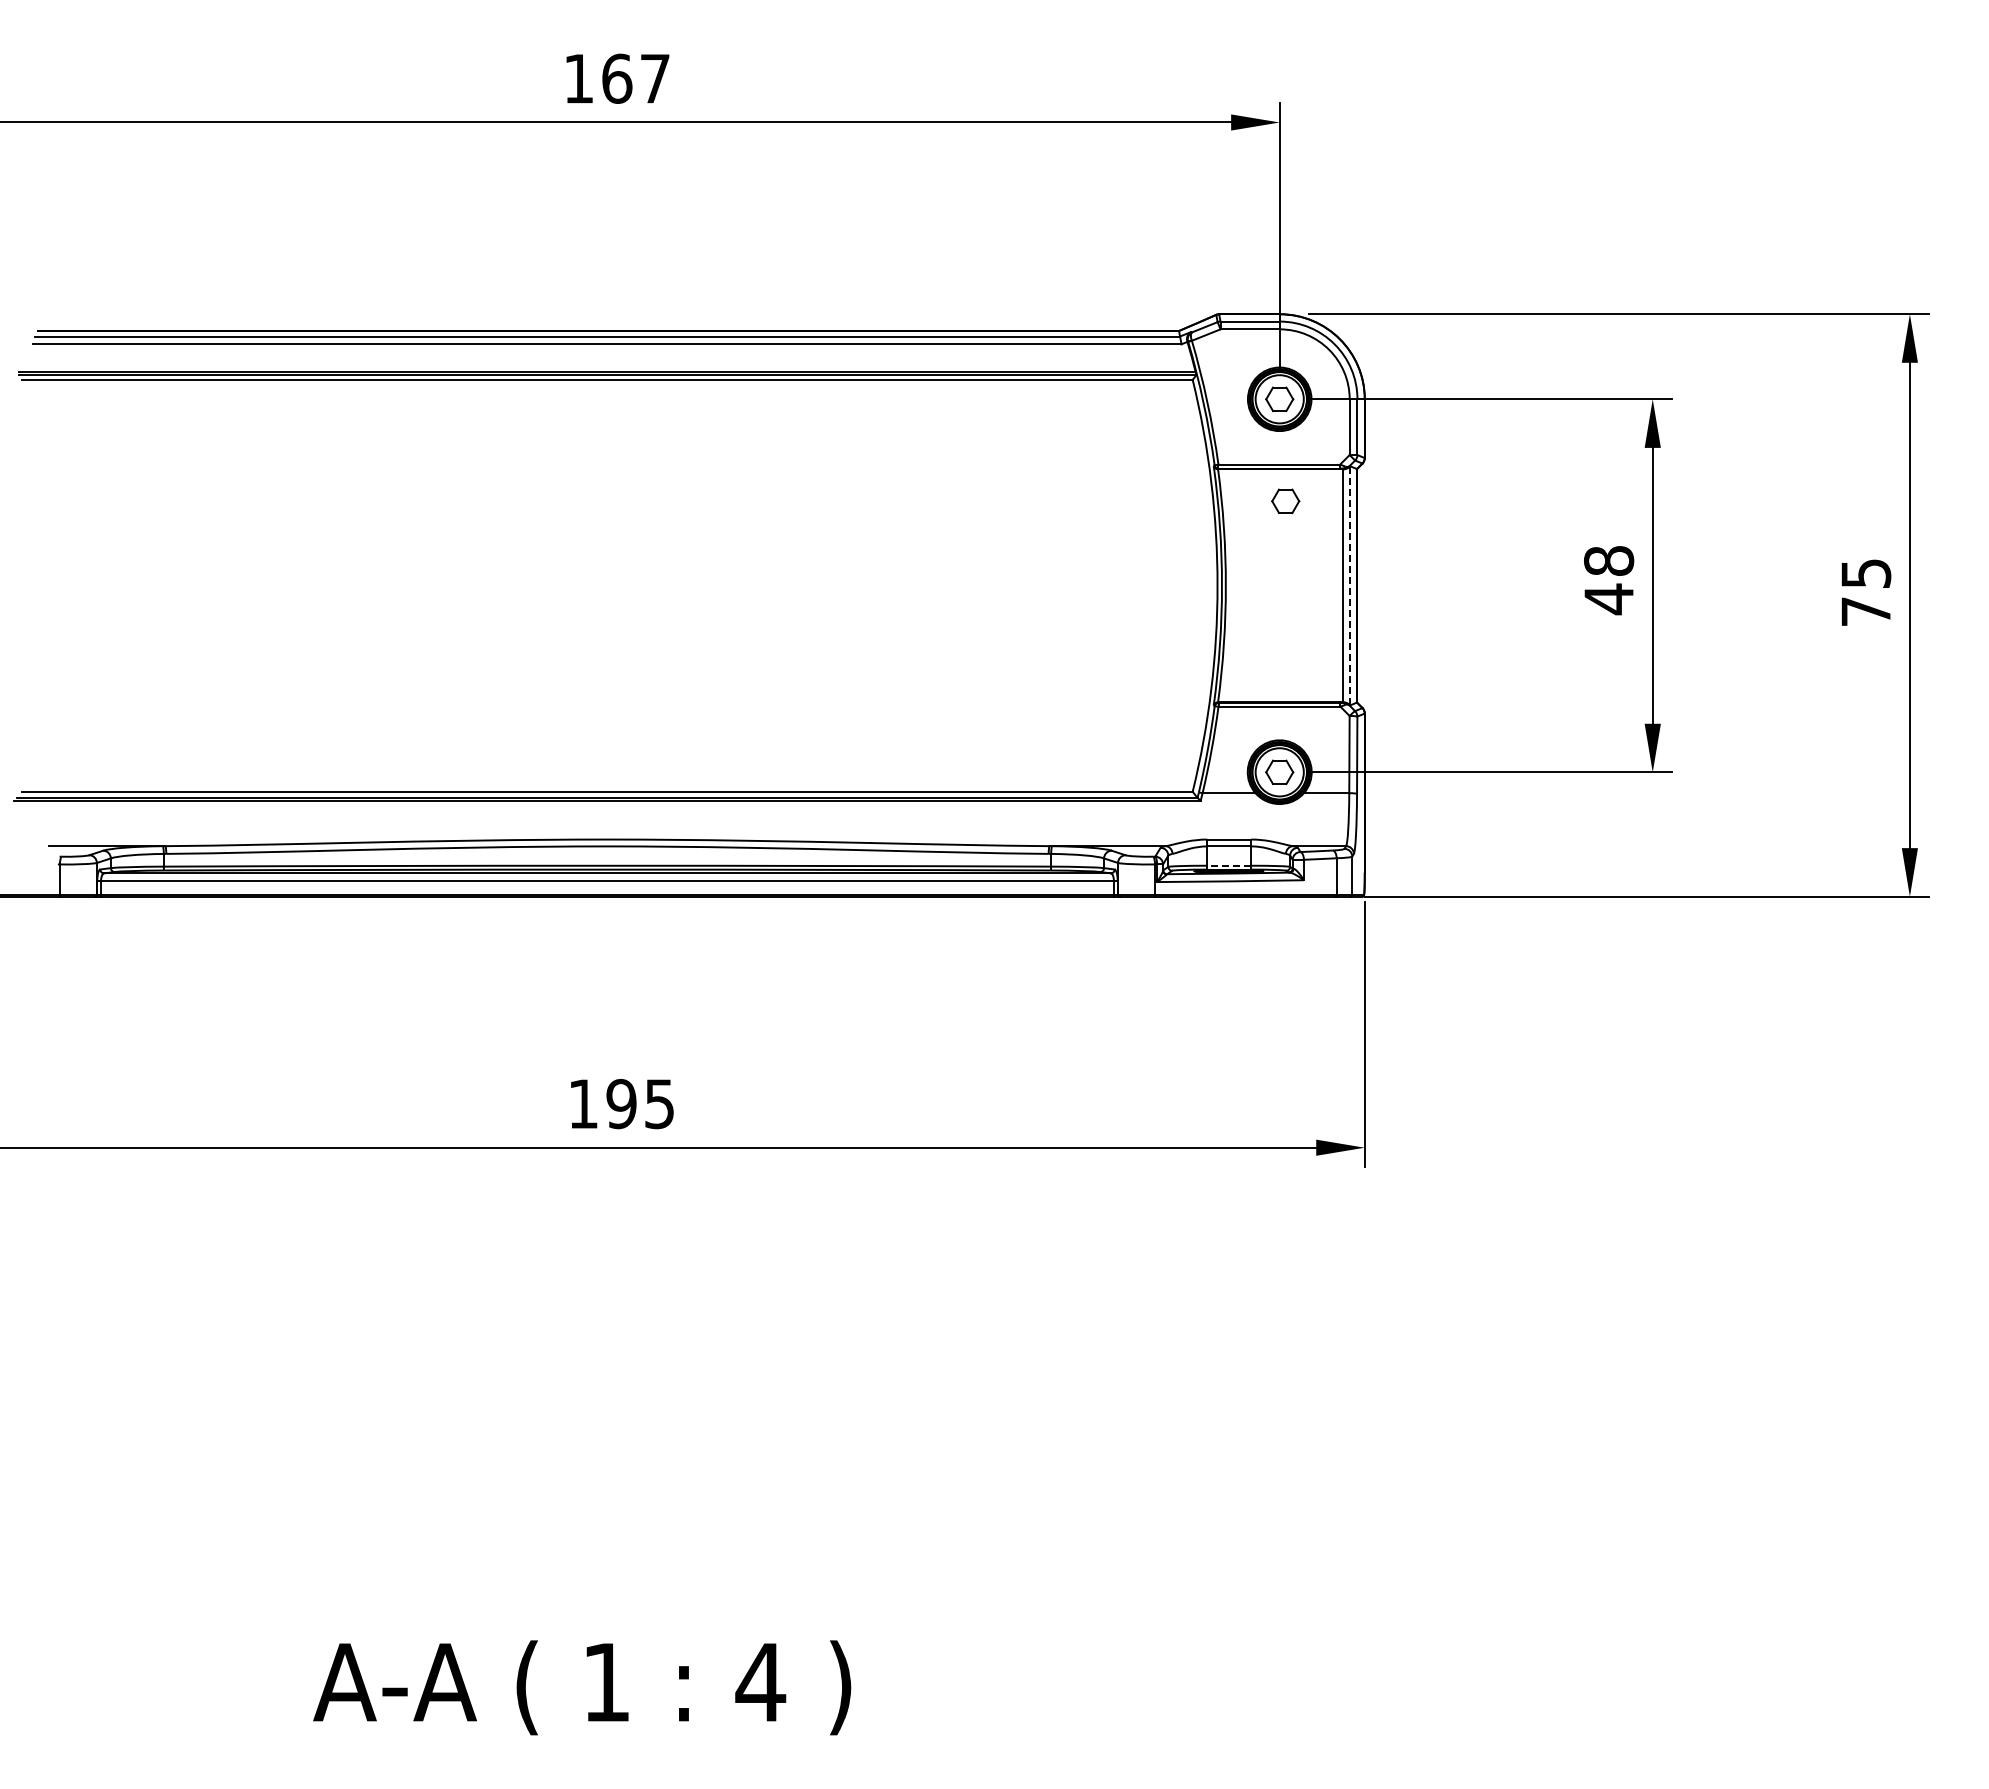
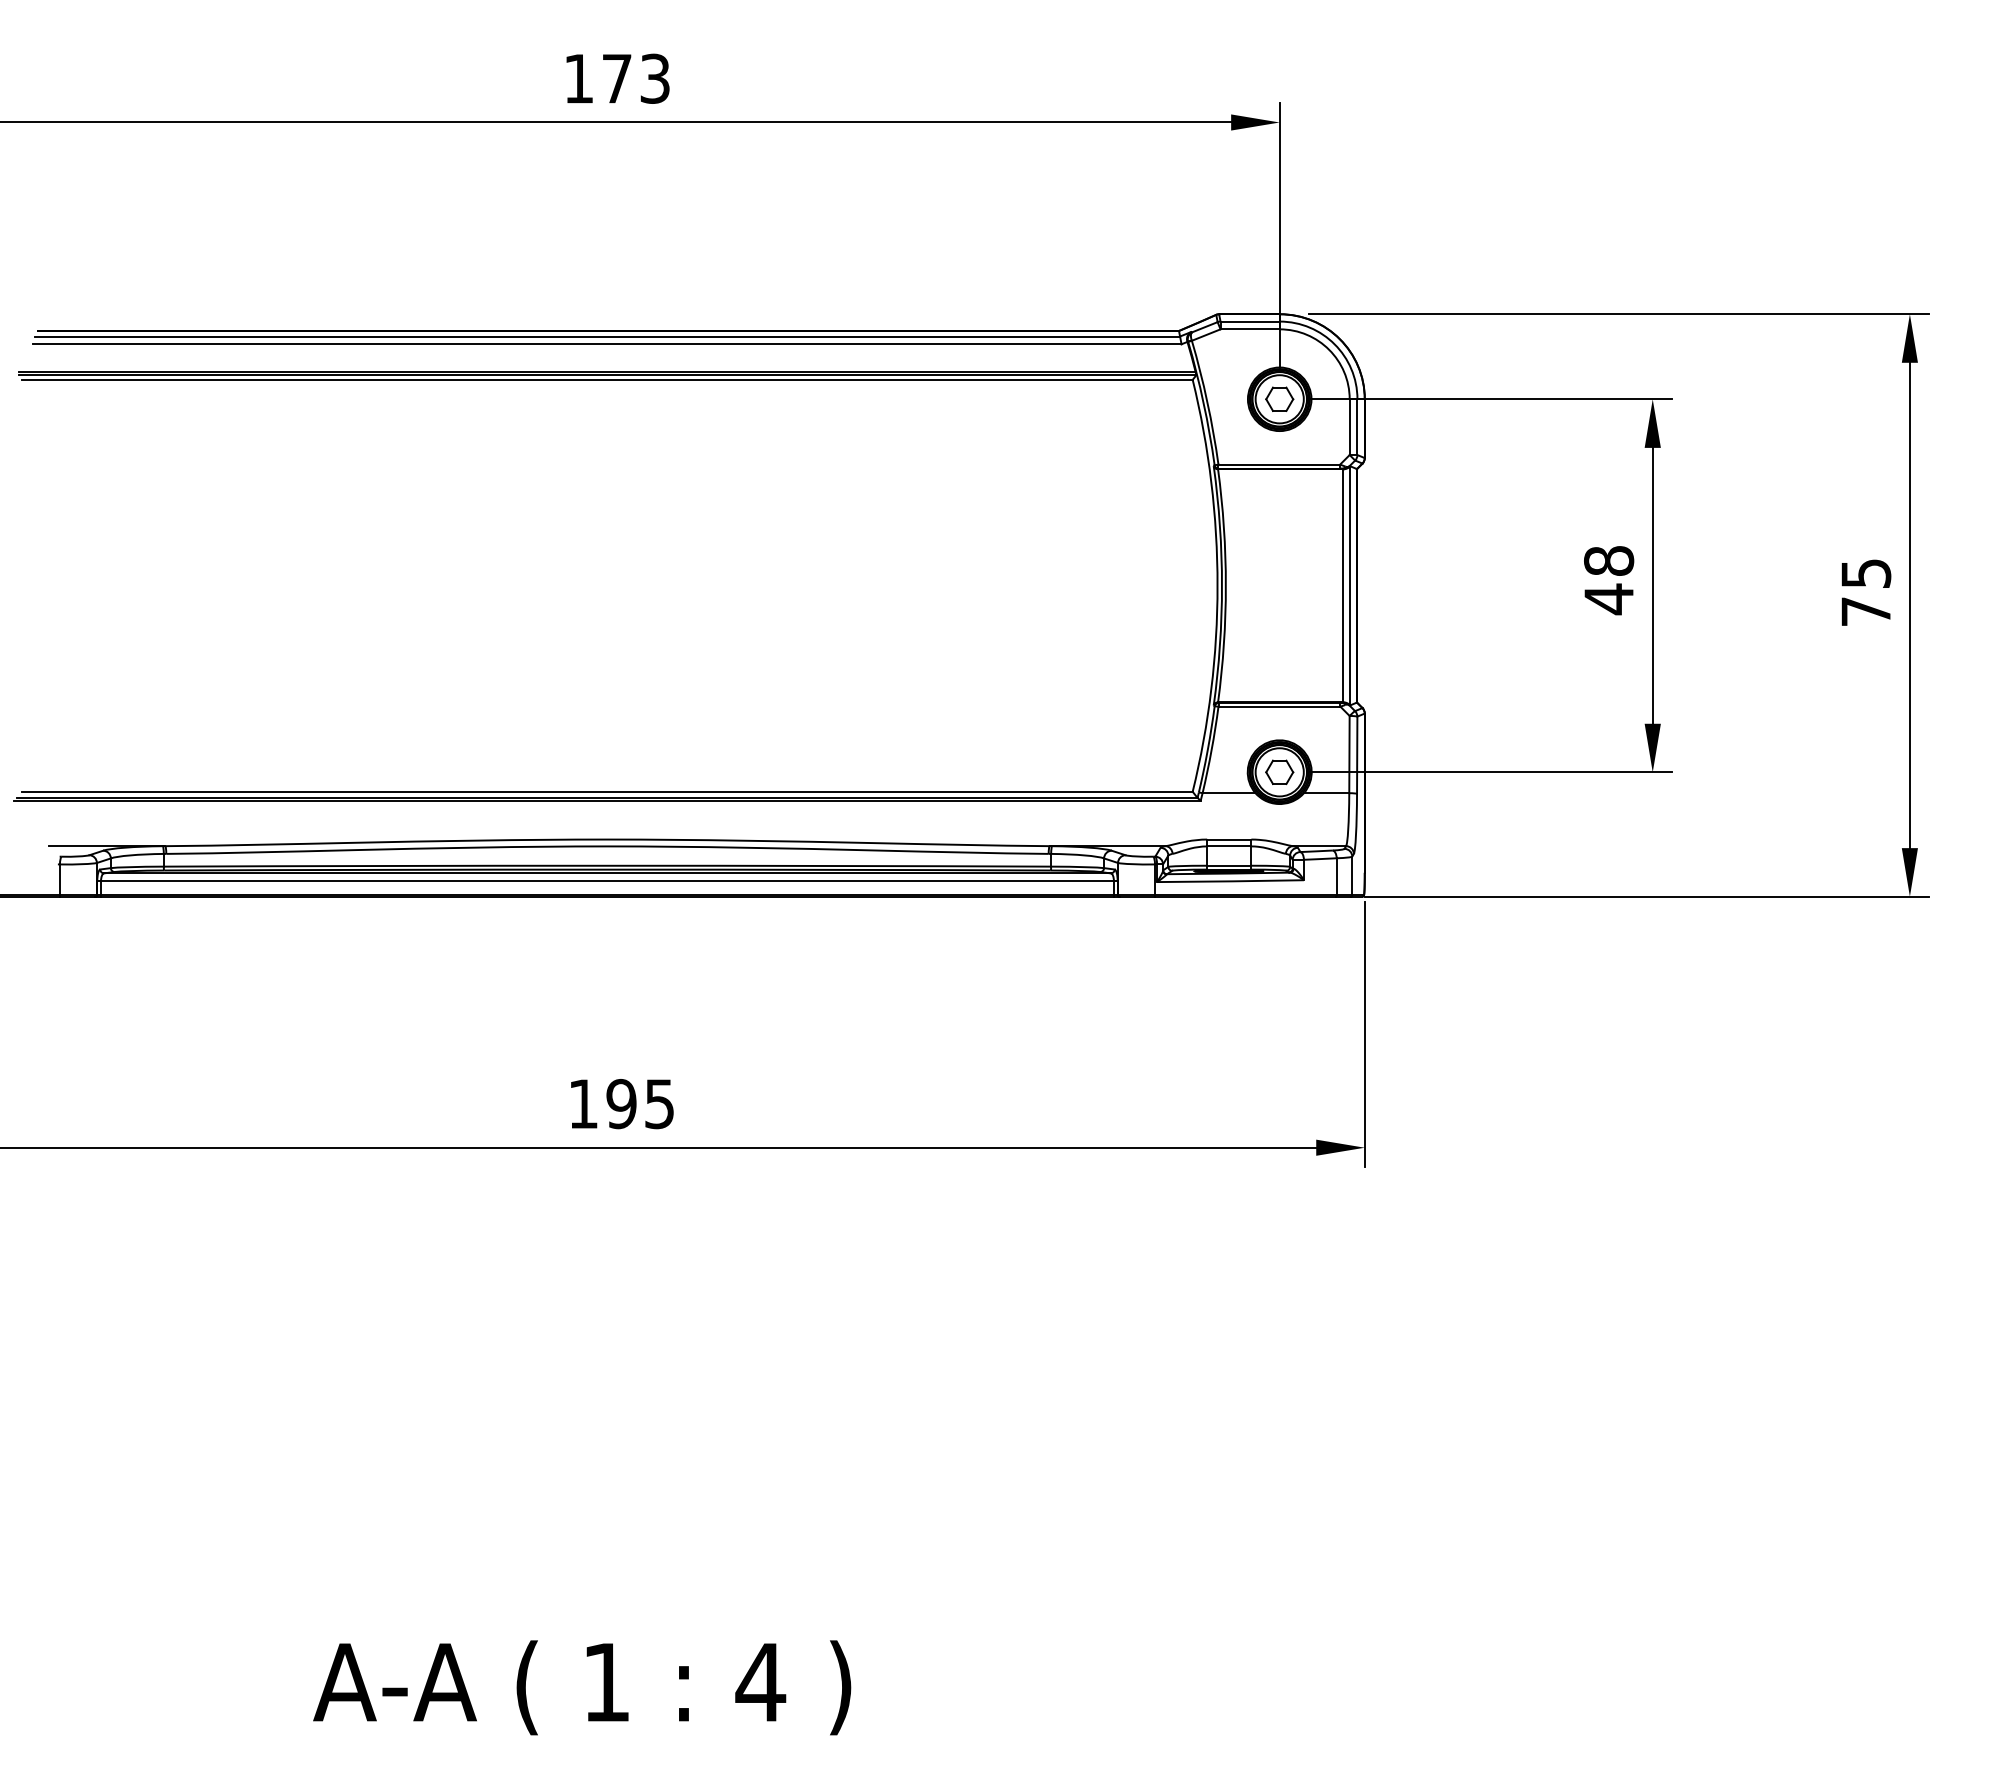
text: 167 -> 173 (635, 78)
part: present -> none (1285, 500)
line: dashed -> solid (1350, 585)
line: dashed -> solid (1228, 865)
